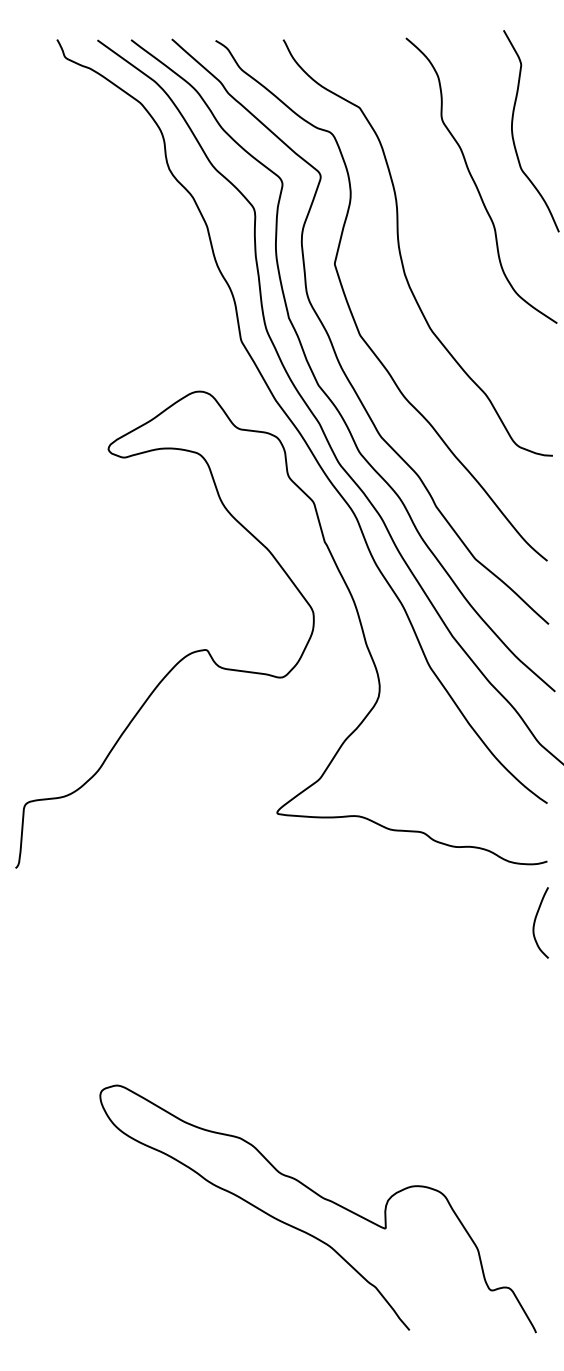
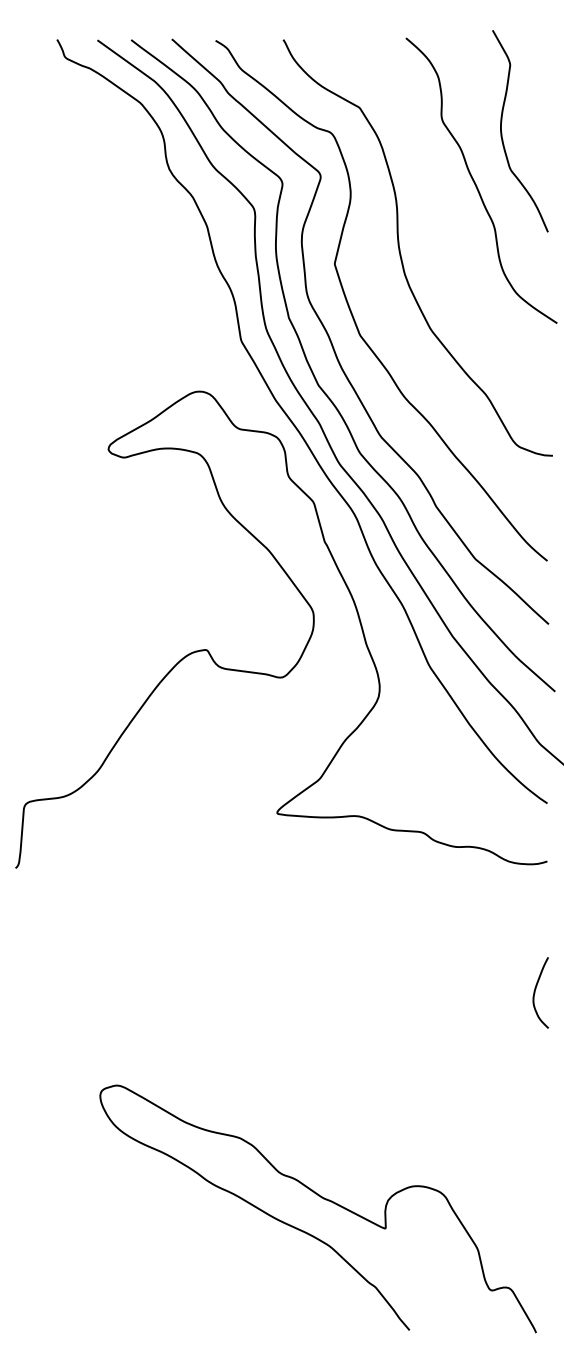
curve position: (513, 132) -> (502, 132) (502, 132)
curve position: (536, 919) -> (536, 989) (536, 989)
